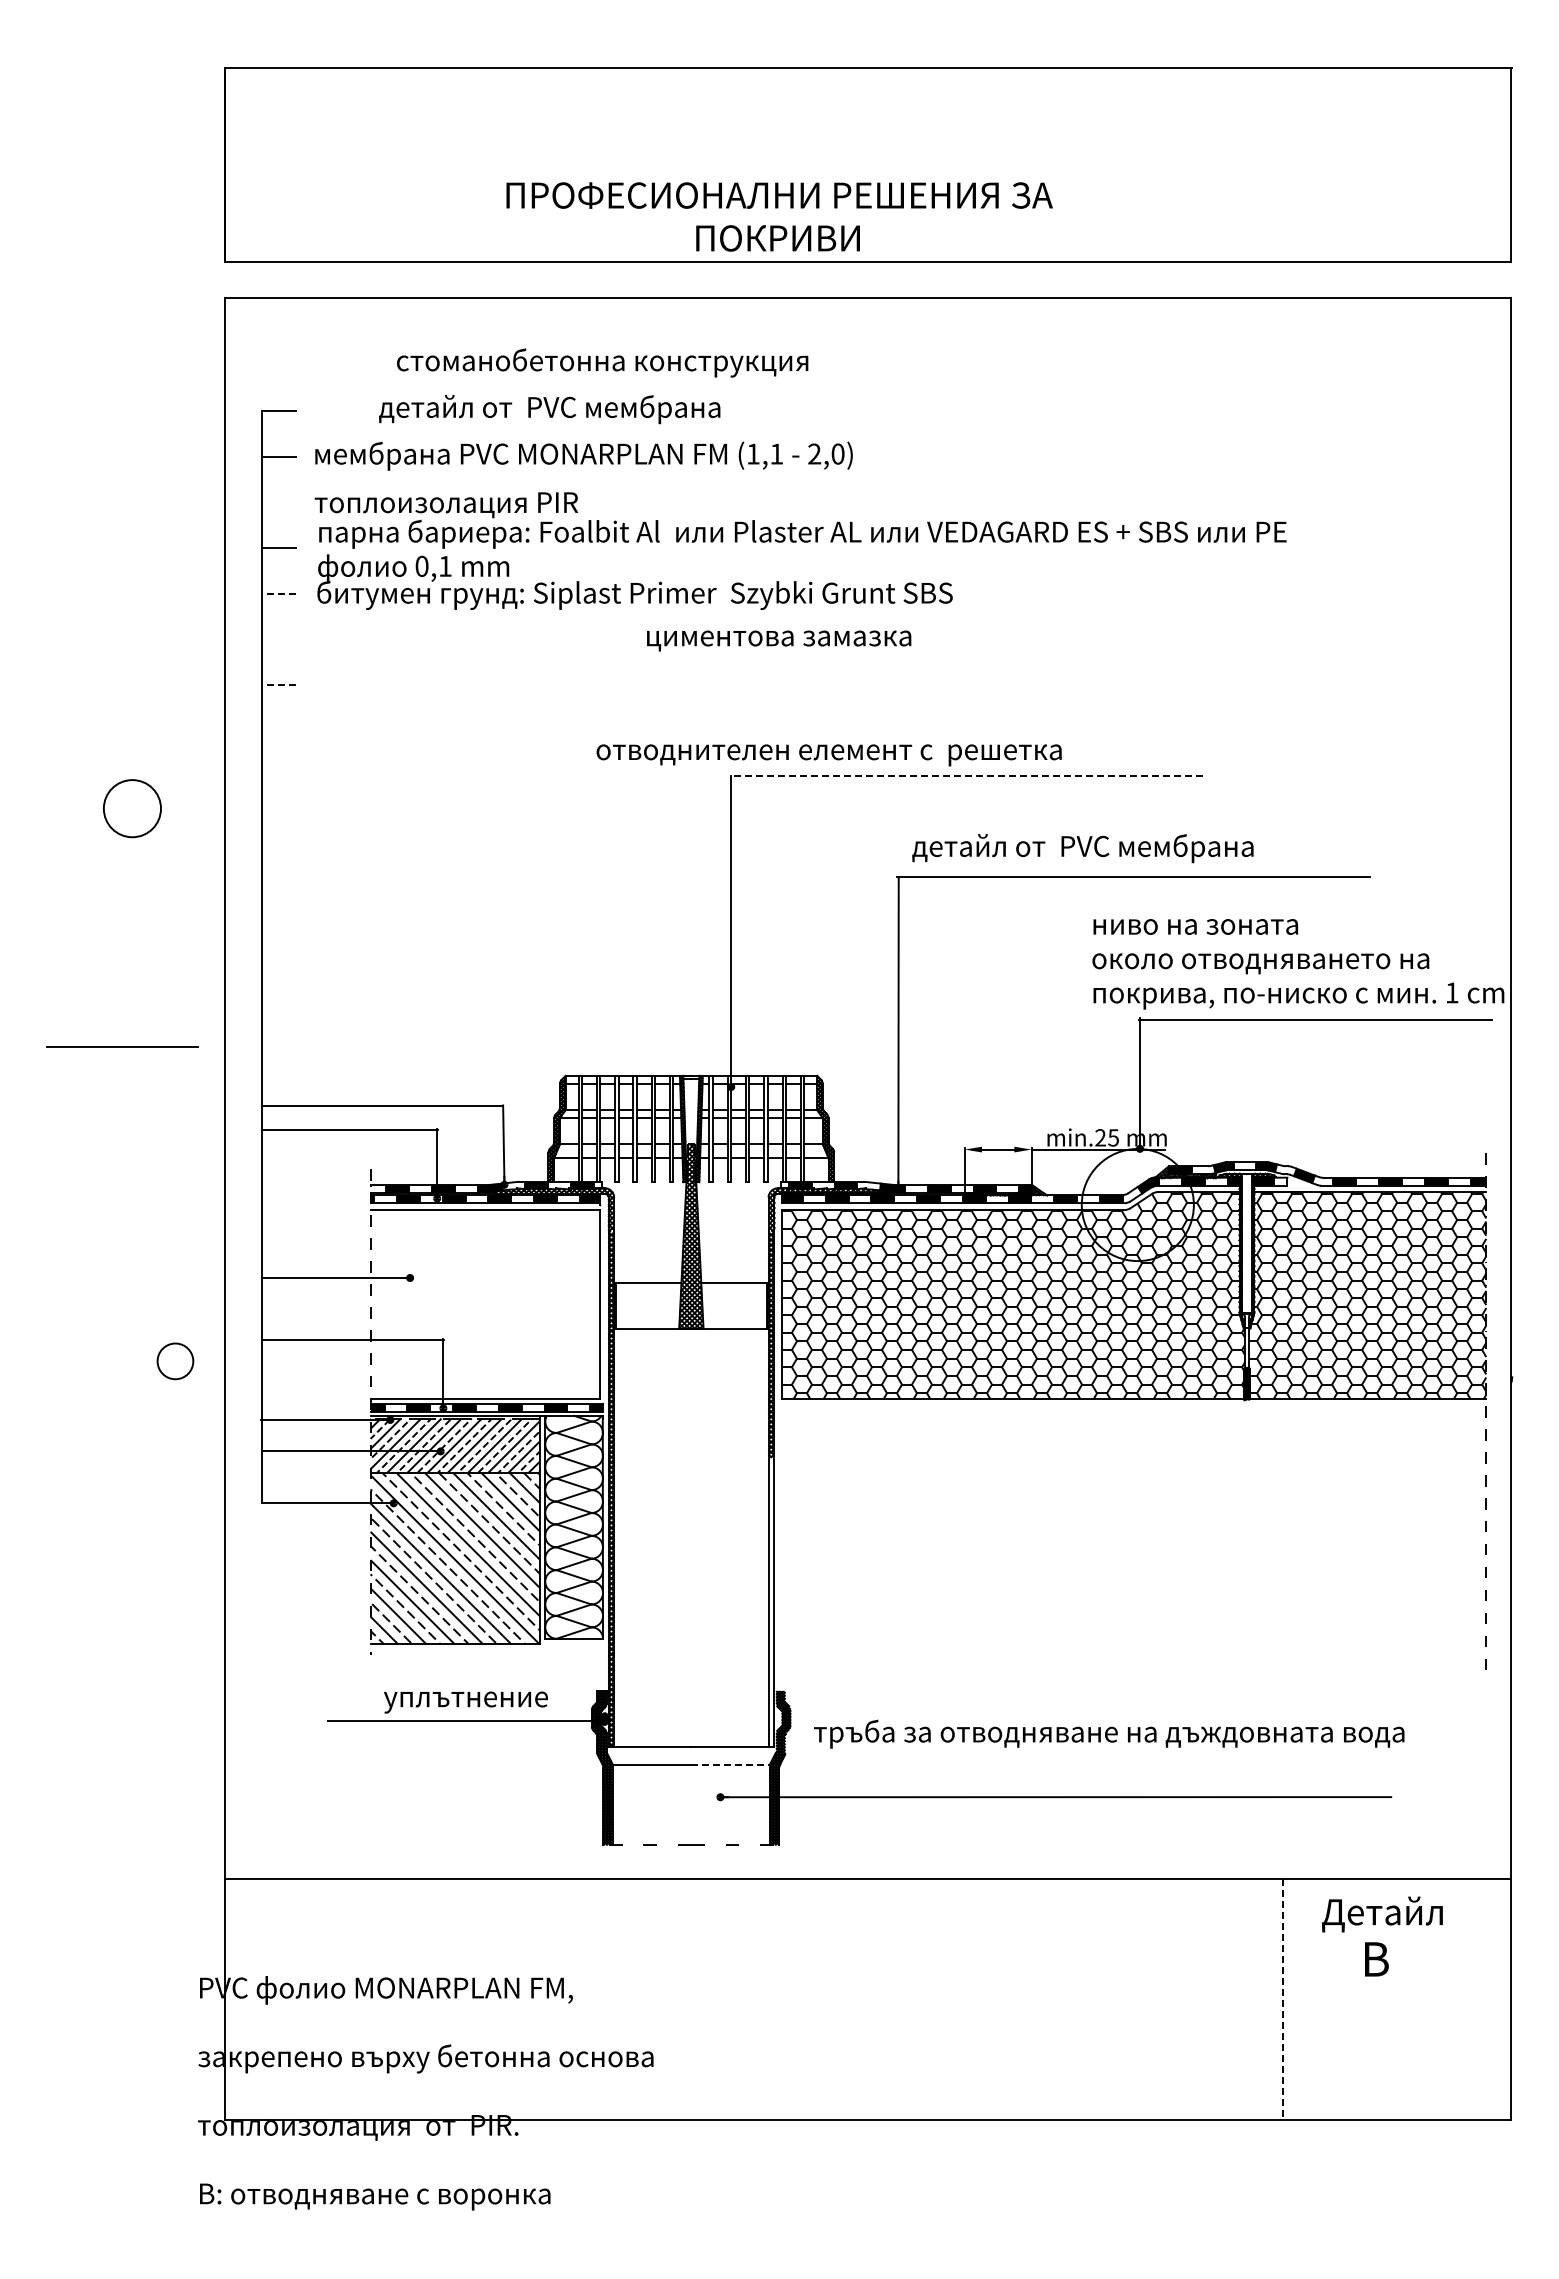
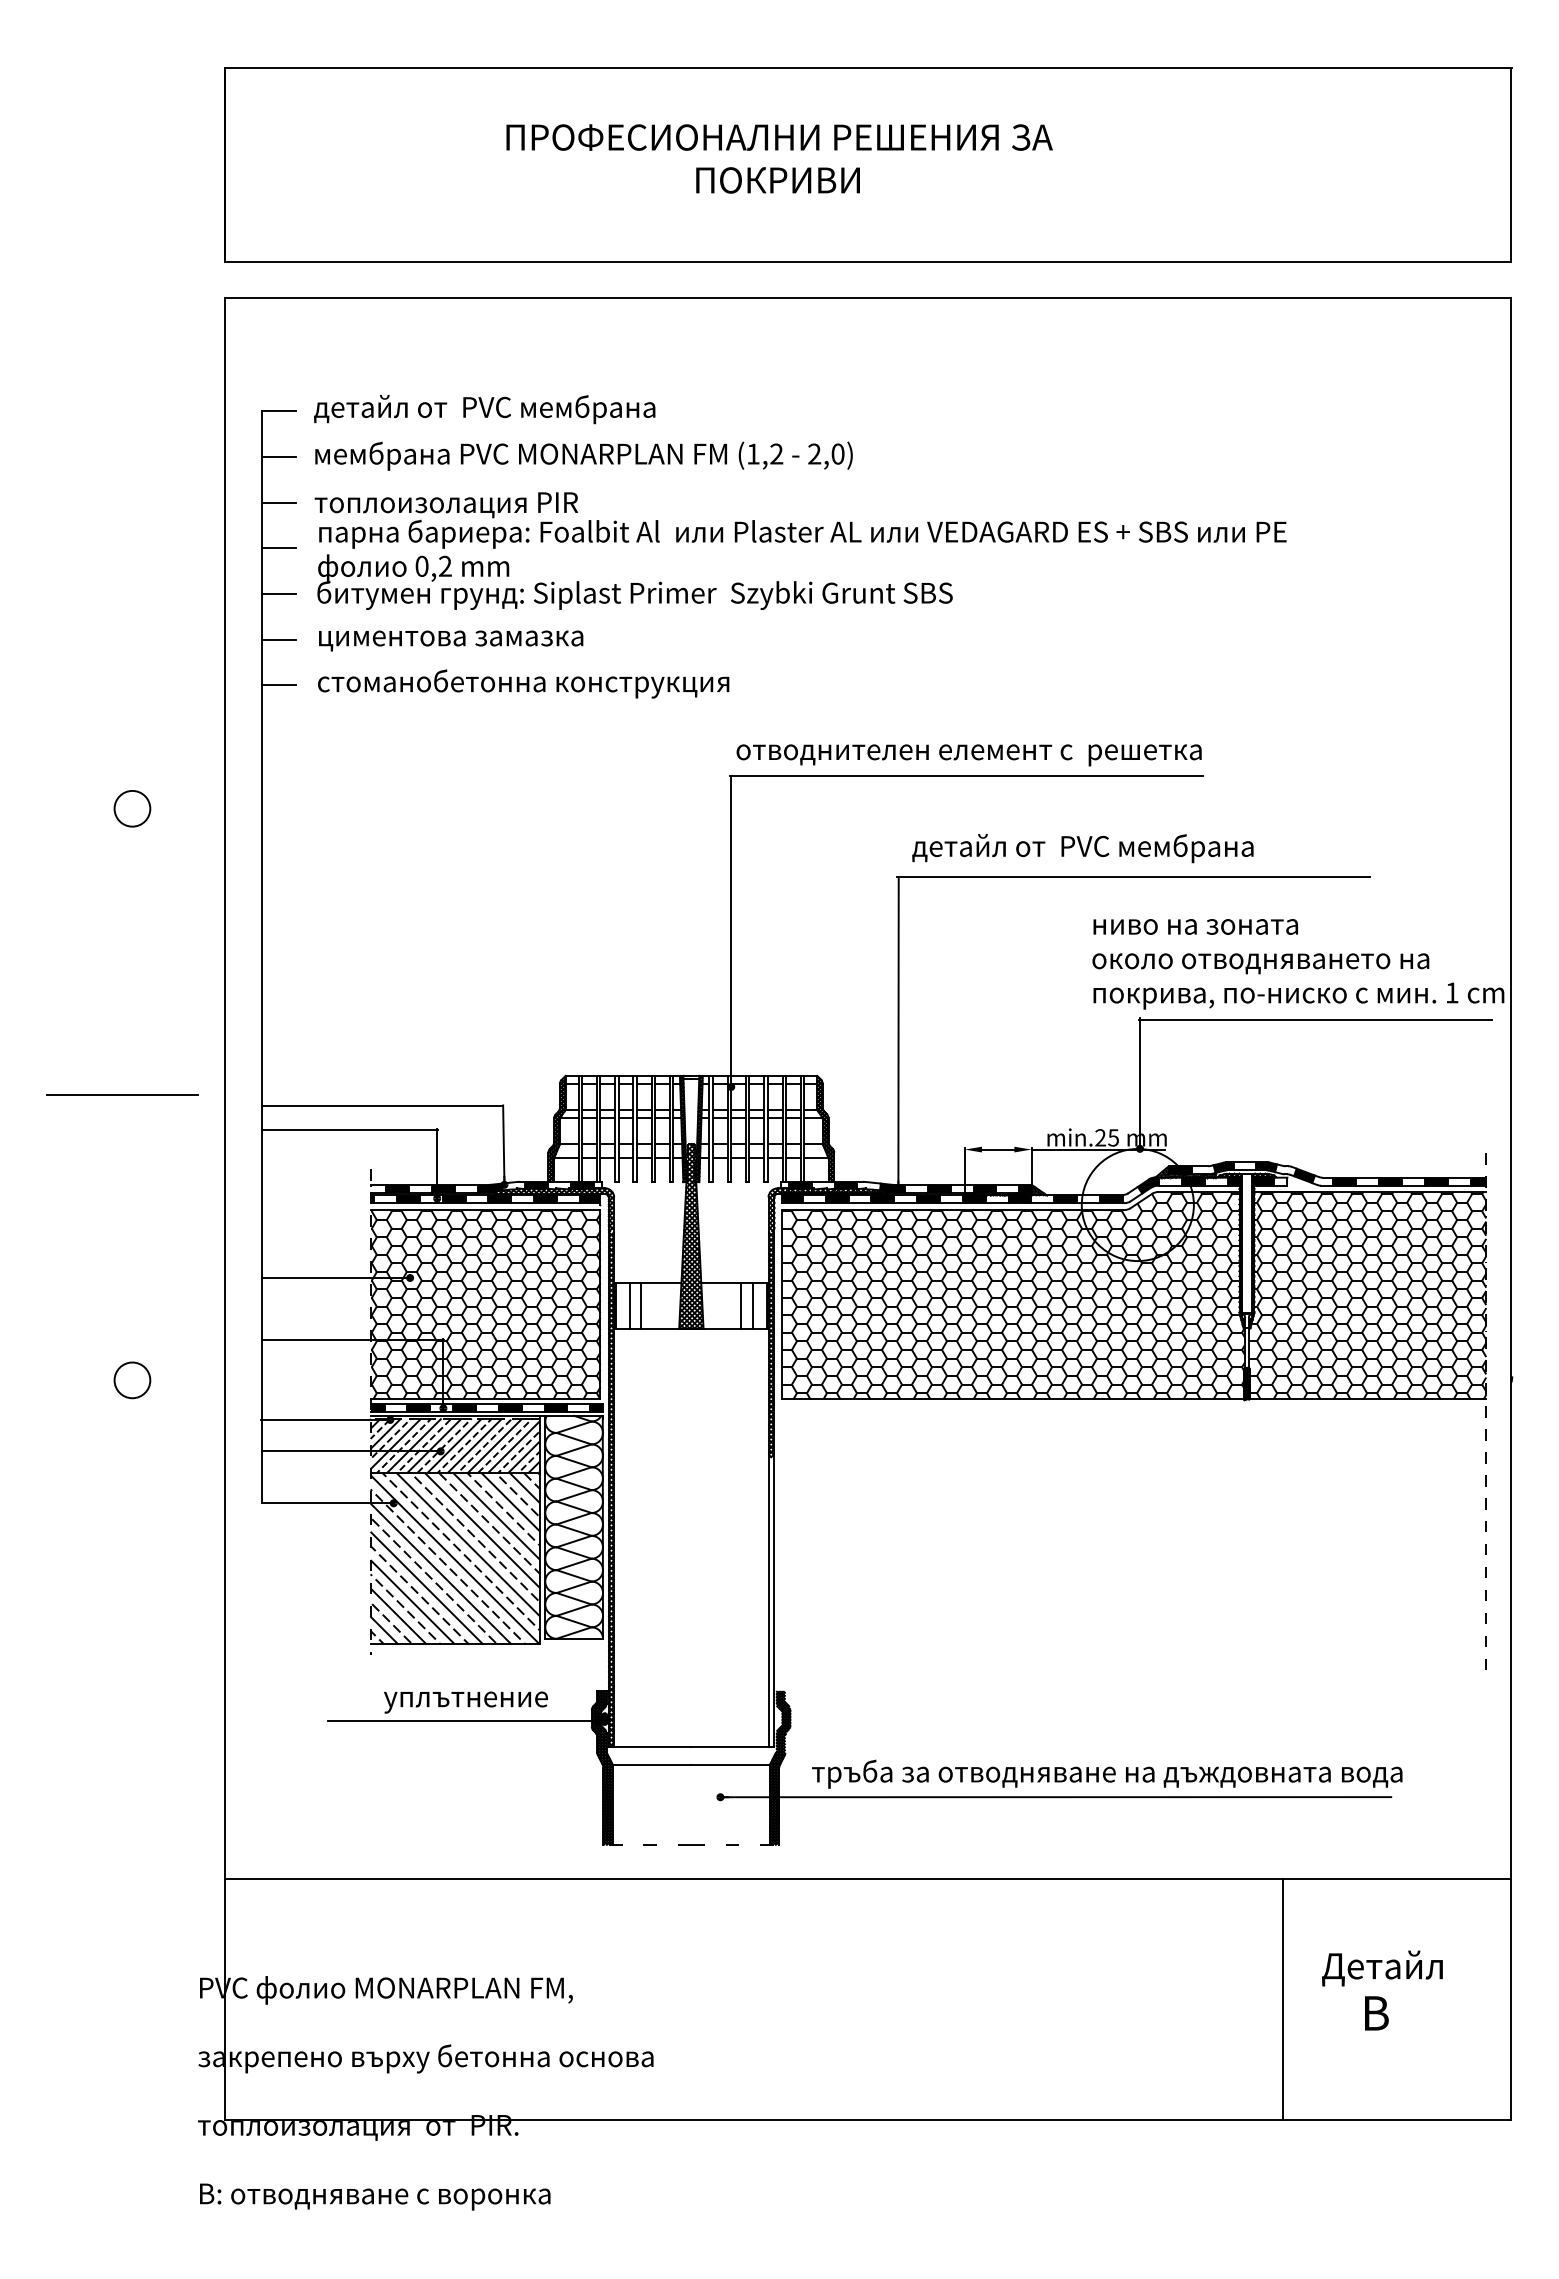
text position: (779, 216) -> (779, 158) (779, 158)
text position: (602, 362) -> (523, 683) (523, 683)
text position: (549, 409) -> (484, 409) (484, 409)
text: (1,1 -> (1,2 (776, 453)
line: none -> present (278, 502)
text: 0,1 -> 0,2 (445, 565)
line: dashed -> solid (278, 594)
line: none -> present (278, 639)
text position: (779, 640) -> (451, 640) (451, 640)
line: dashed -> solid (278, 685)
text position: (828, 755) -> (968, 755) (968, 755)
line: dashed -> solid (966, 776)
circle size: 59x60 px -> 39x38 px (132, 808)
line position: (122, 1046) -> (122, 1094) (122, 1094)
hatch: none -> present (485, 1304)
line: none -> present (630, 1305)
line: none -> present (641, 1305)
line: none -> present (741, 1305)
line: none -> present (752, 1305)
circle position: (175, 1361) -> (132, 1380) (132, 1380)
text position: (1109, 1733) -> (1107, 1773) (1107, 1773)
line: dashed -> solid (731, 1764)
text position: (1382, 1936) -> (1382, 1990) (1382, 1990)
line: dashed -> solid (1282, 1999)
